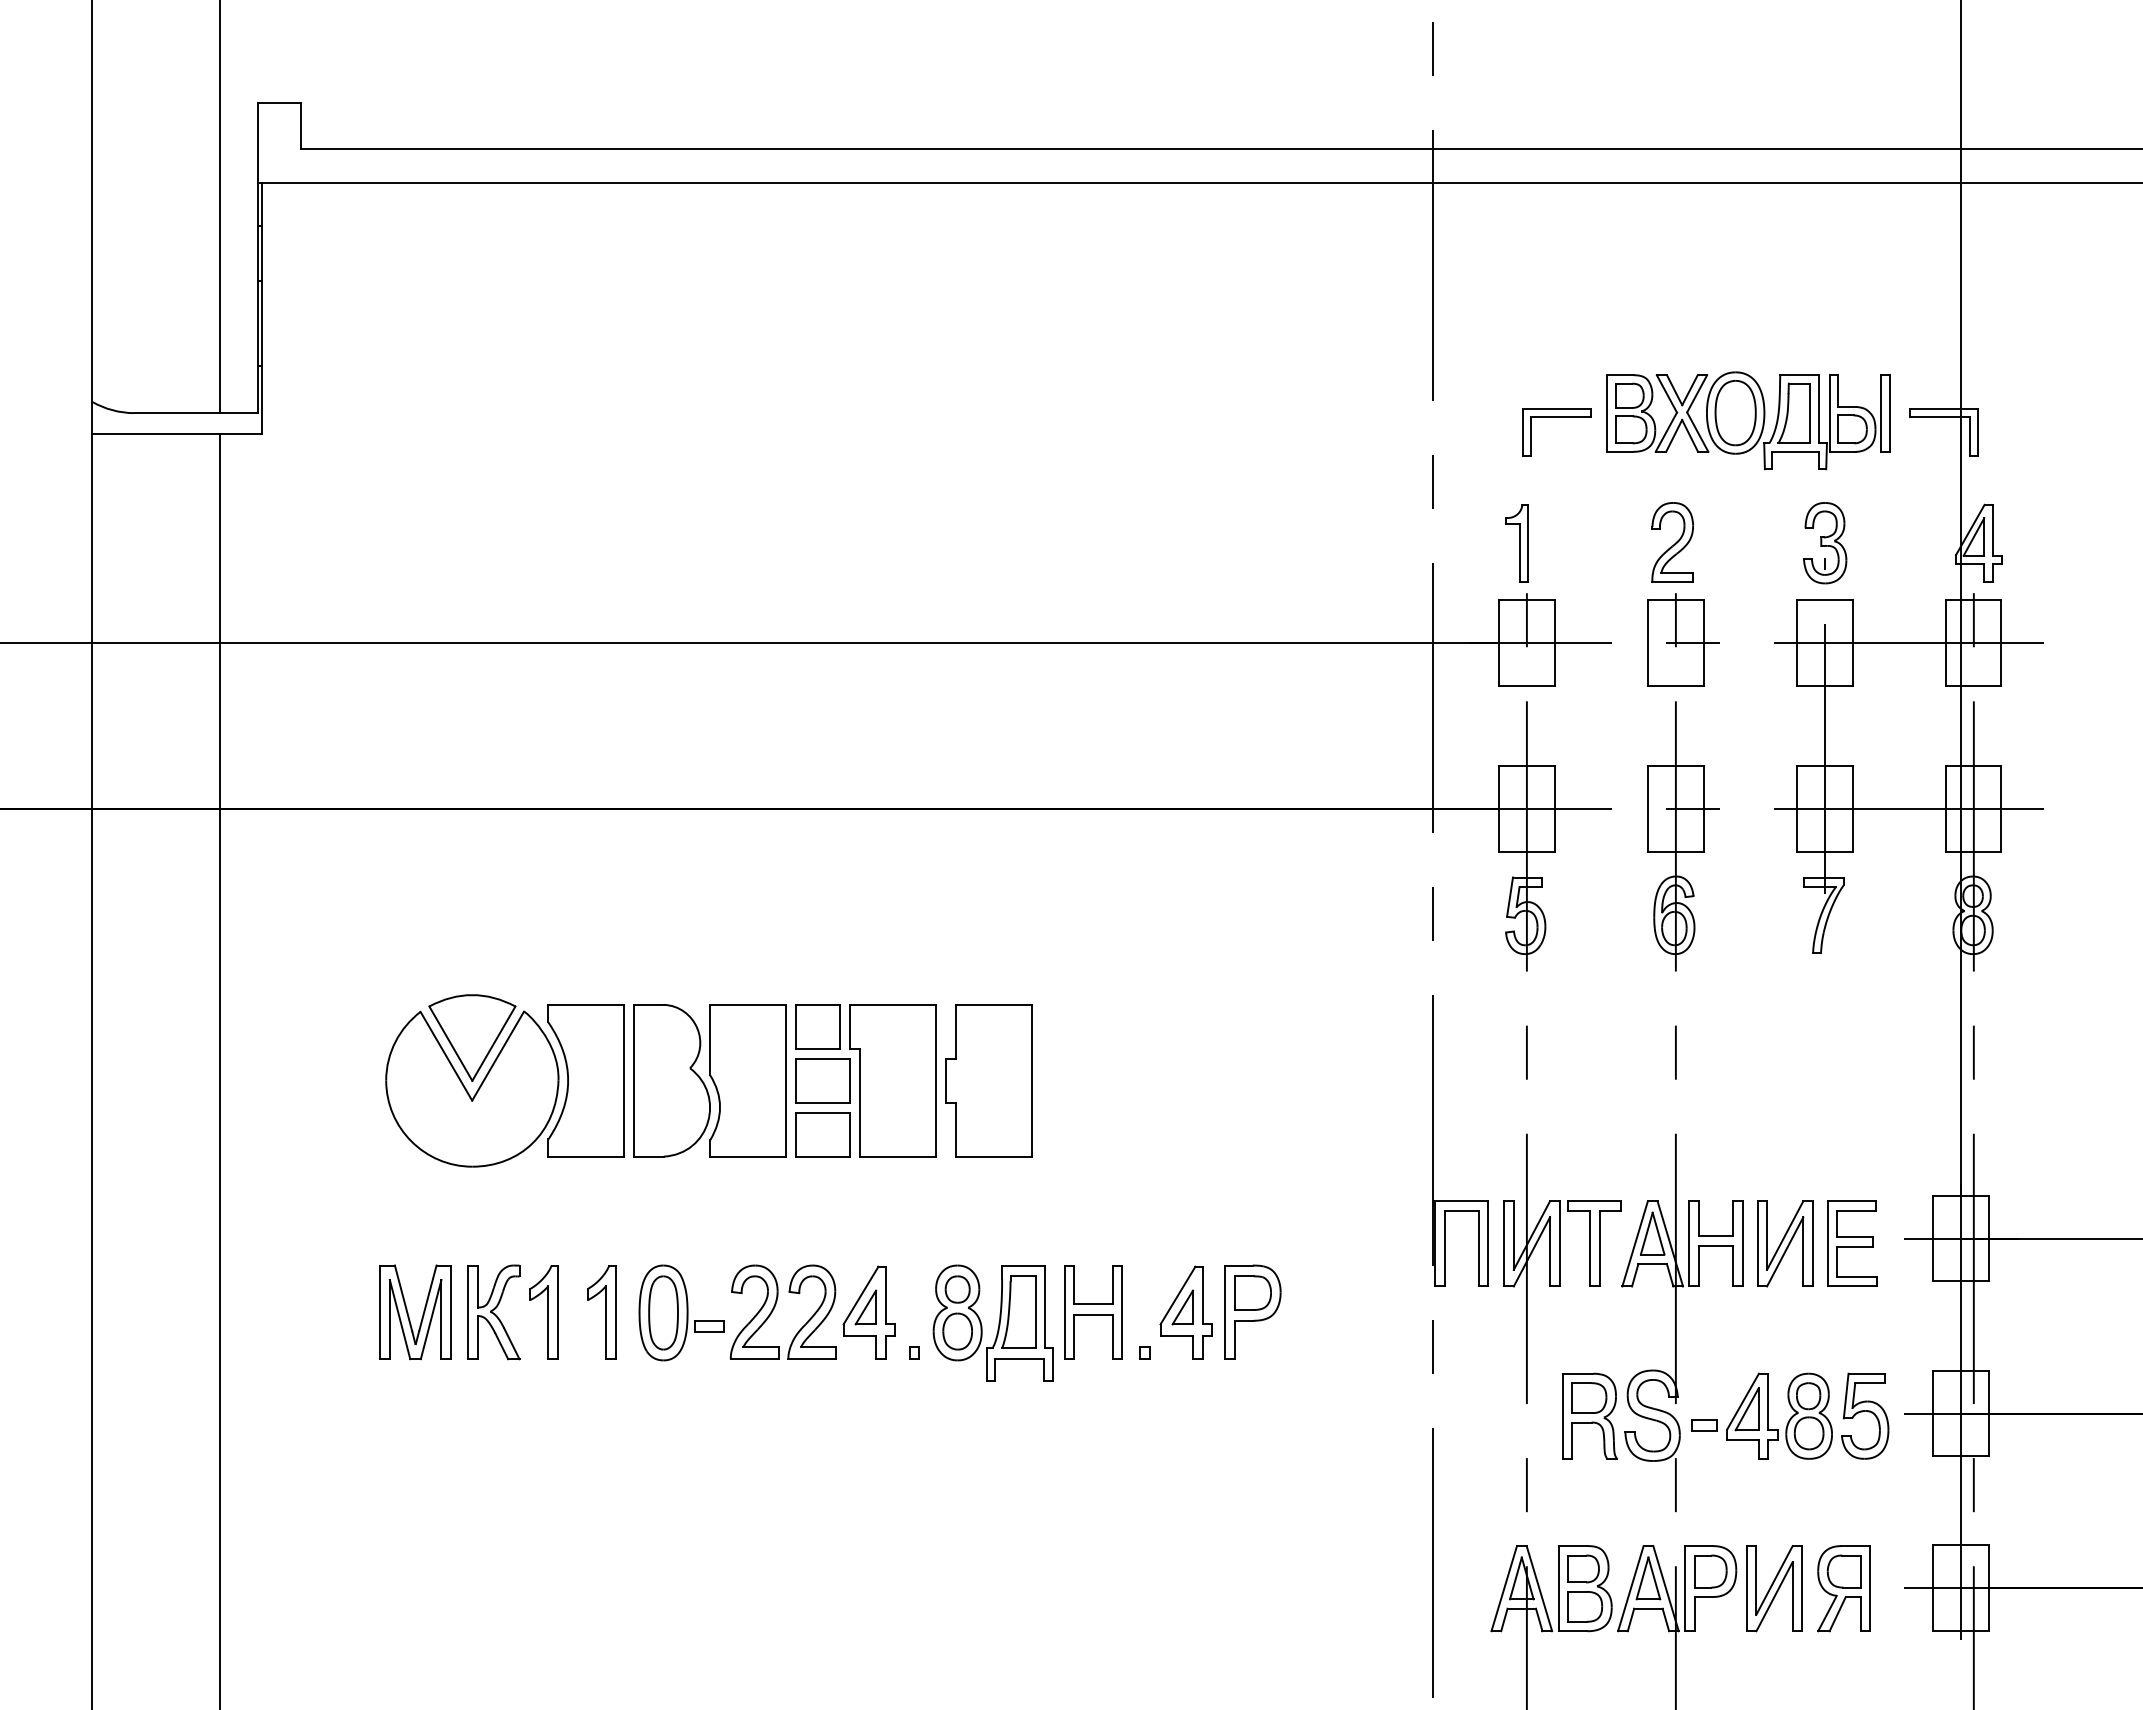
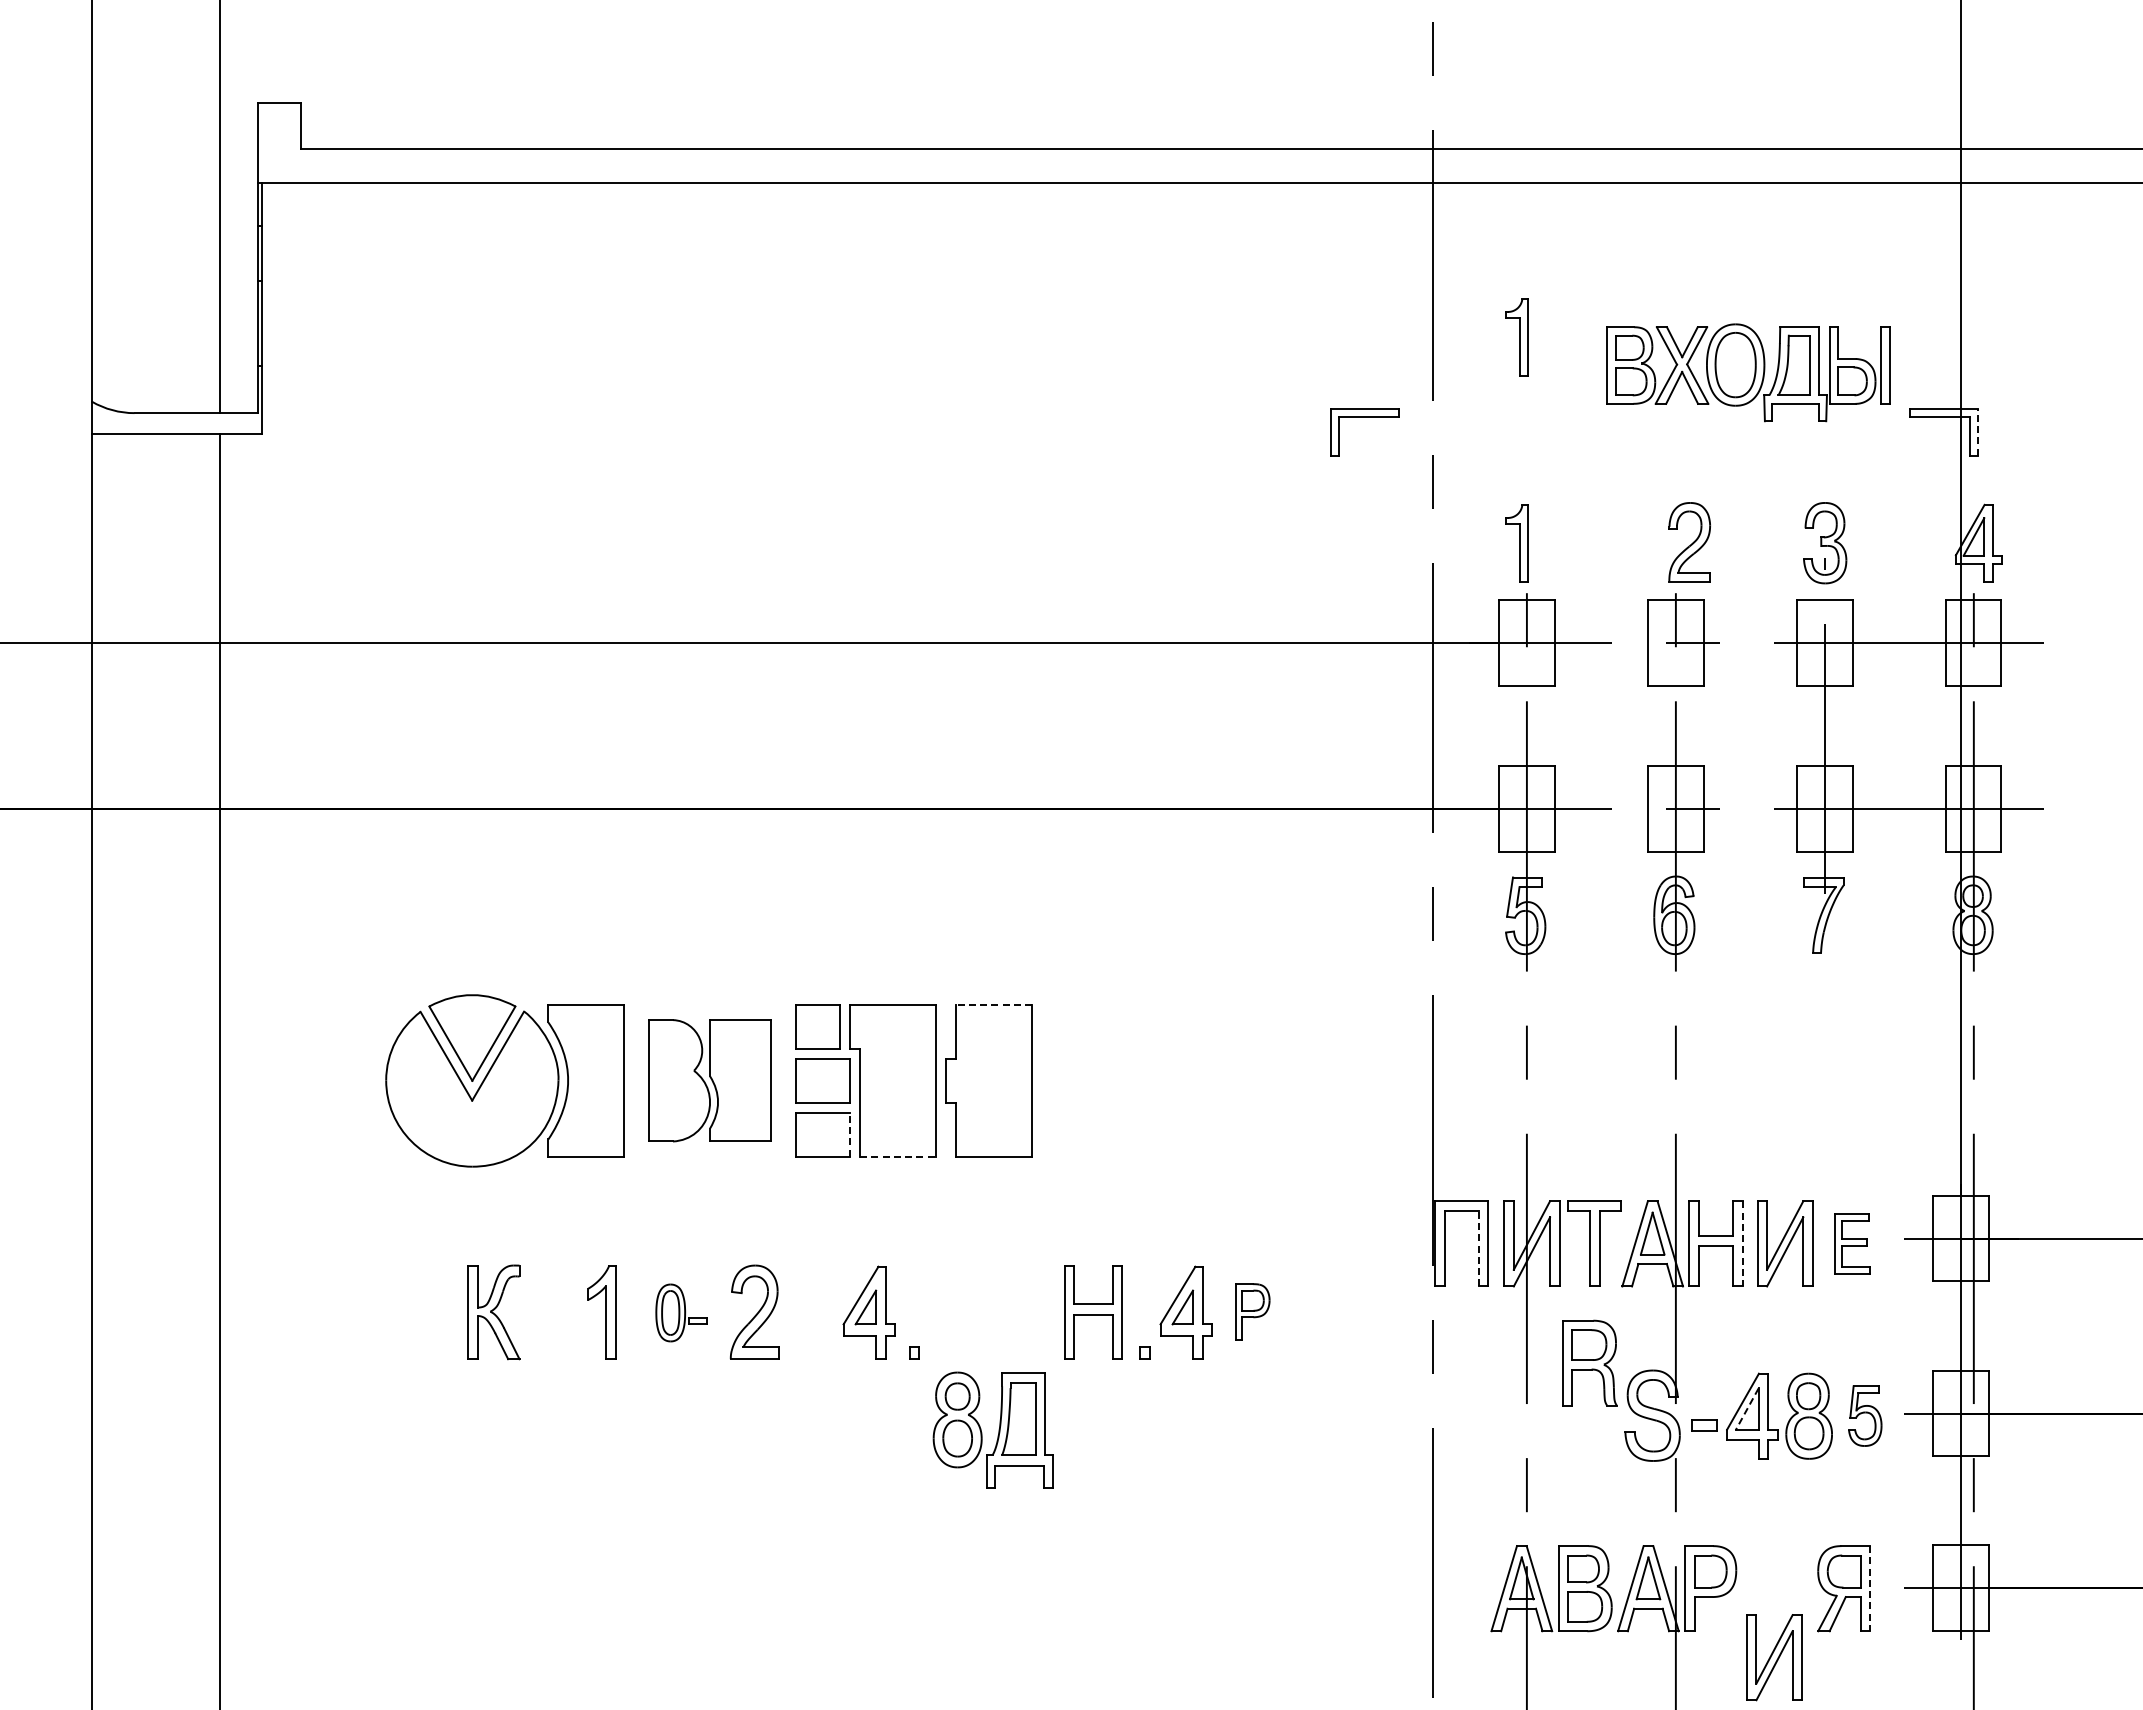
part: none -> present (1516, 337)
part position: (1556, 417) -> (1364, 417) (1364, 417)
part position: (1748, 420) -> (1748, 372) (1748, 372)
line: solid -> dashed (1978, 431)
part position: (1672, 542) -> (1689, 542) (1689, 542)
line: solid -> dashed (994, 1004)
part size: 154x154 px -> 124x124 px (709, 1080)
line: solid -> dashed (849, 1134)
line: solid -> dashed (897, 1156)
line: solid -> dashed (1742, 1243)
part size: 51x87 px -> 37x62 px (1852, 1243)
line: solid -> dashed (1478, 1248)
part: present -> none (811, 1311)
part size: 58x96 px -> 36x58 px (1252, 1311)
part: present -> none (408, 1312)
part: present -> none (543, 1312)
part size: 87x98 px -> 53x60 px (681, 1312)
part position: (992, 1322) -> (992, 1429) (992, 1429)
line: solid -> dashed (1747, 1409)
part position: (1589, 1415) -> (1589, 1362) (1589, 1362)
part size: 49x88 px -> 35x62 px (1865, 1415)
part position: (1774, 1588) -> (1774, 1657) (1774, 1657)
line: solid -> dashed (1870, 1588)
